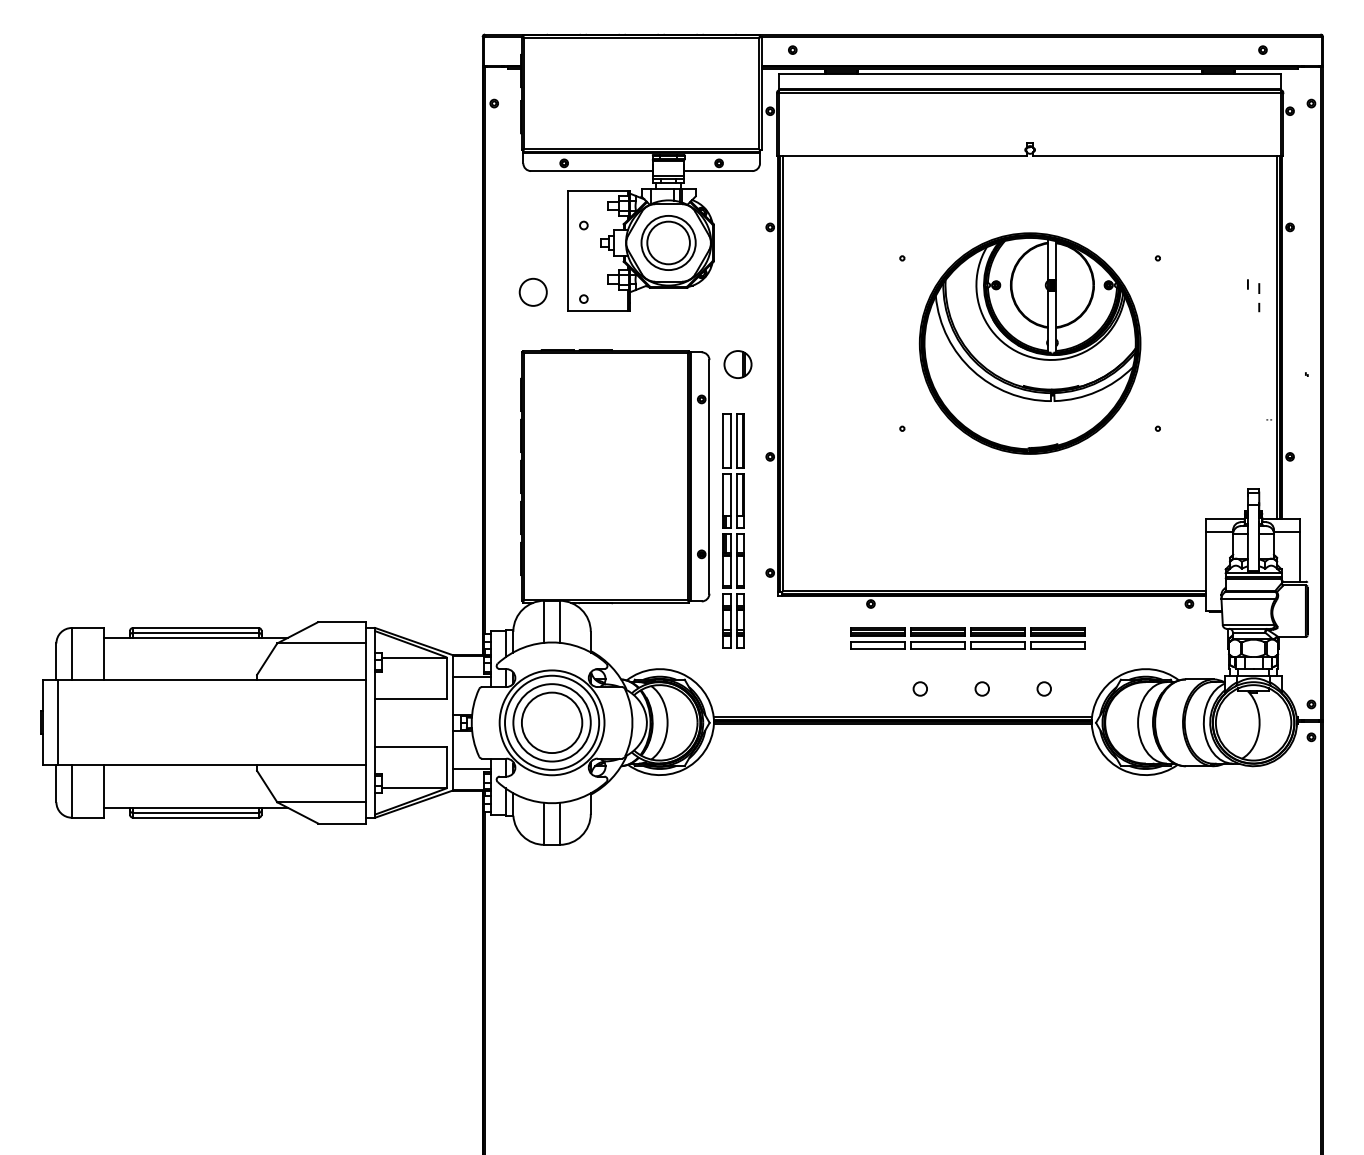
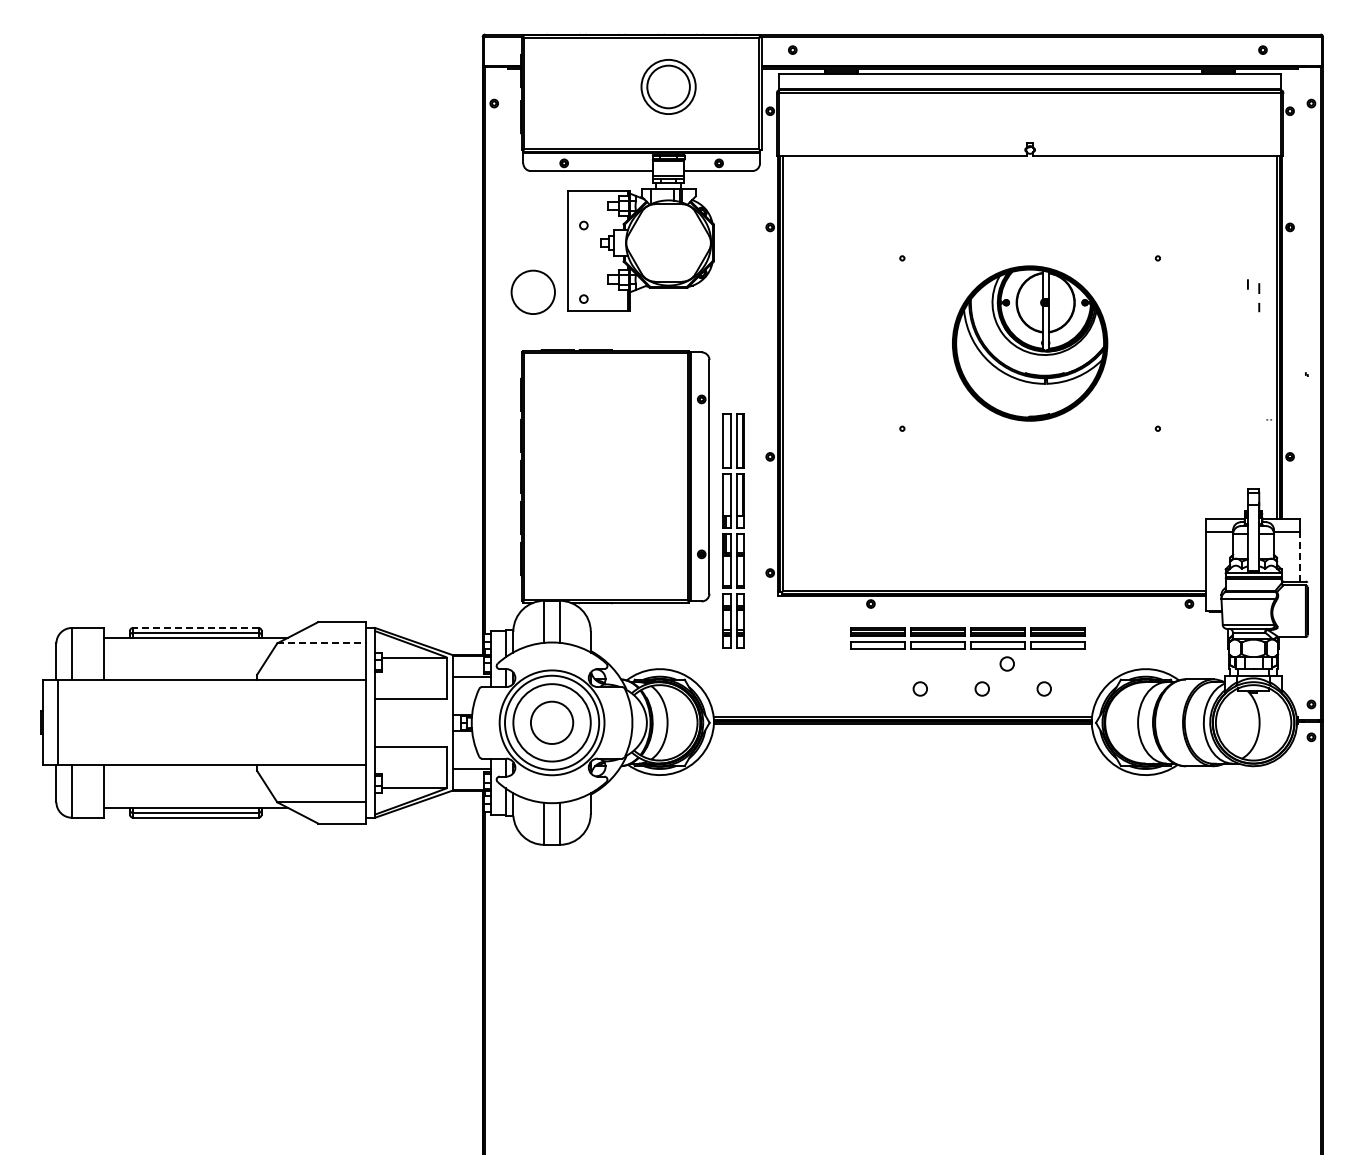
part position: (668, 242) -> (668, 86) (668, 86)
circle diameter: 27 px -> 43 px (532, 292)
part size: 224x223 px -> 157x157 px (1030, 343)
part: present -> none (737, 364)
line: solid -> dashed (1299, 556)
line: solid -> dashed (195, 627)
line: solid -> dashed (321, 643)
circle: none -> present (1006, 663)
circle diameter: 60 px -> 42 px (551, 722)
